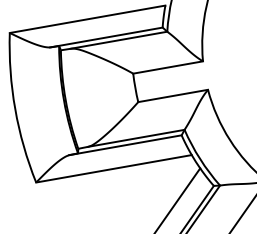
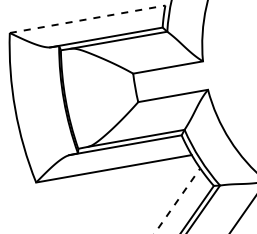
line: solid -> dashed (87, 19)
line: solid -> dashed (177, 201)
